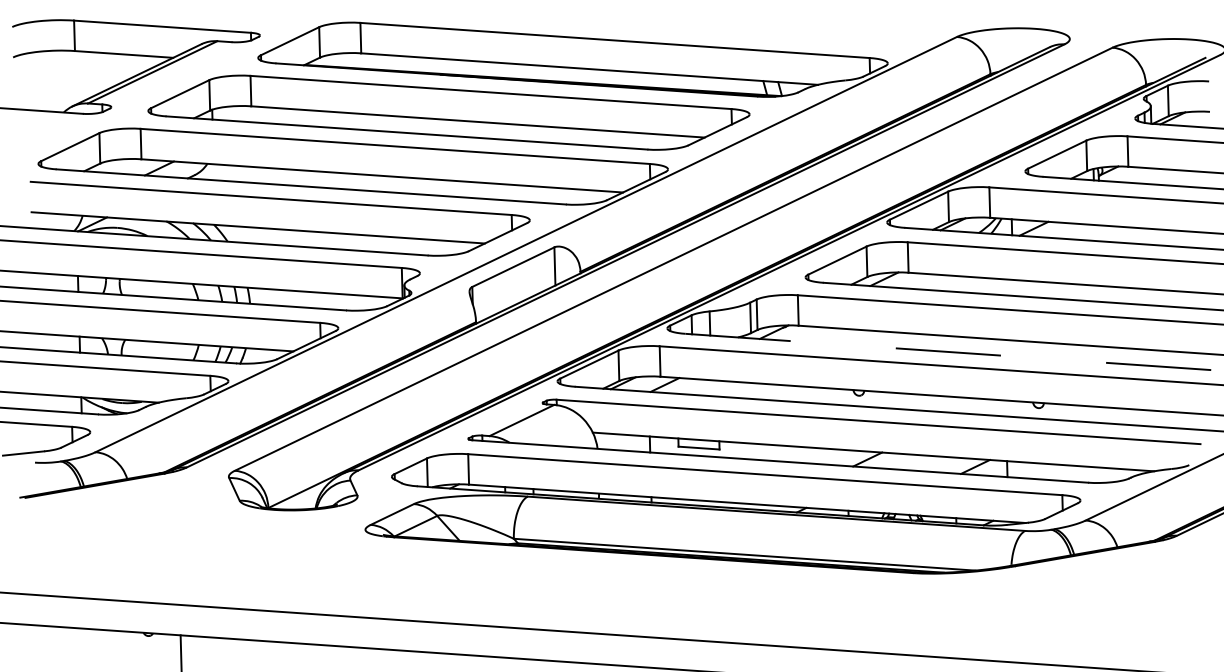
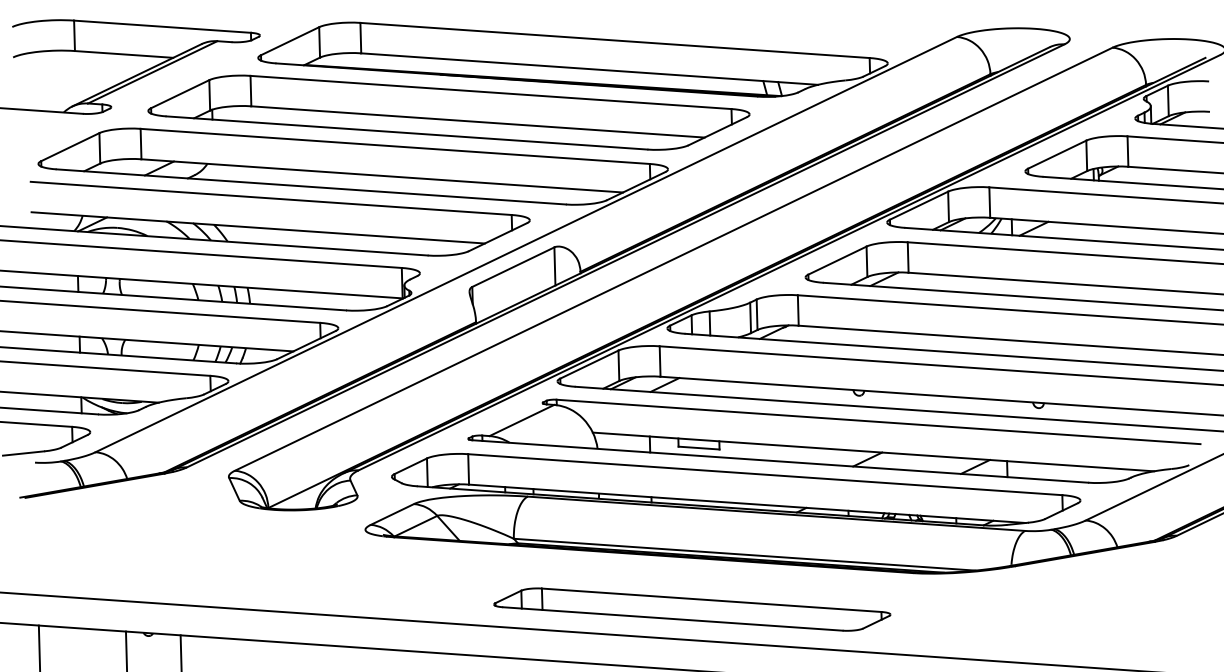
line: dashed -> solid (954, 352)
part: none -> present (692, 609)
line: none -> present (39, 646)
line: none -> present (125, 649)
